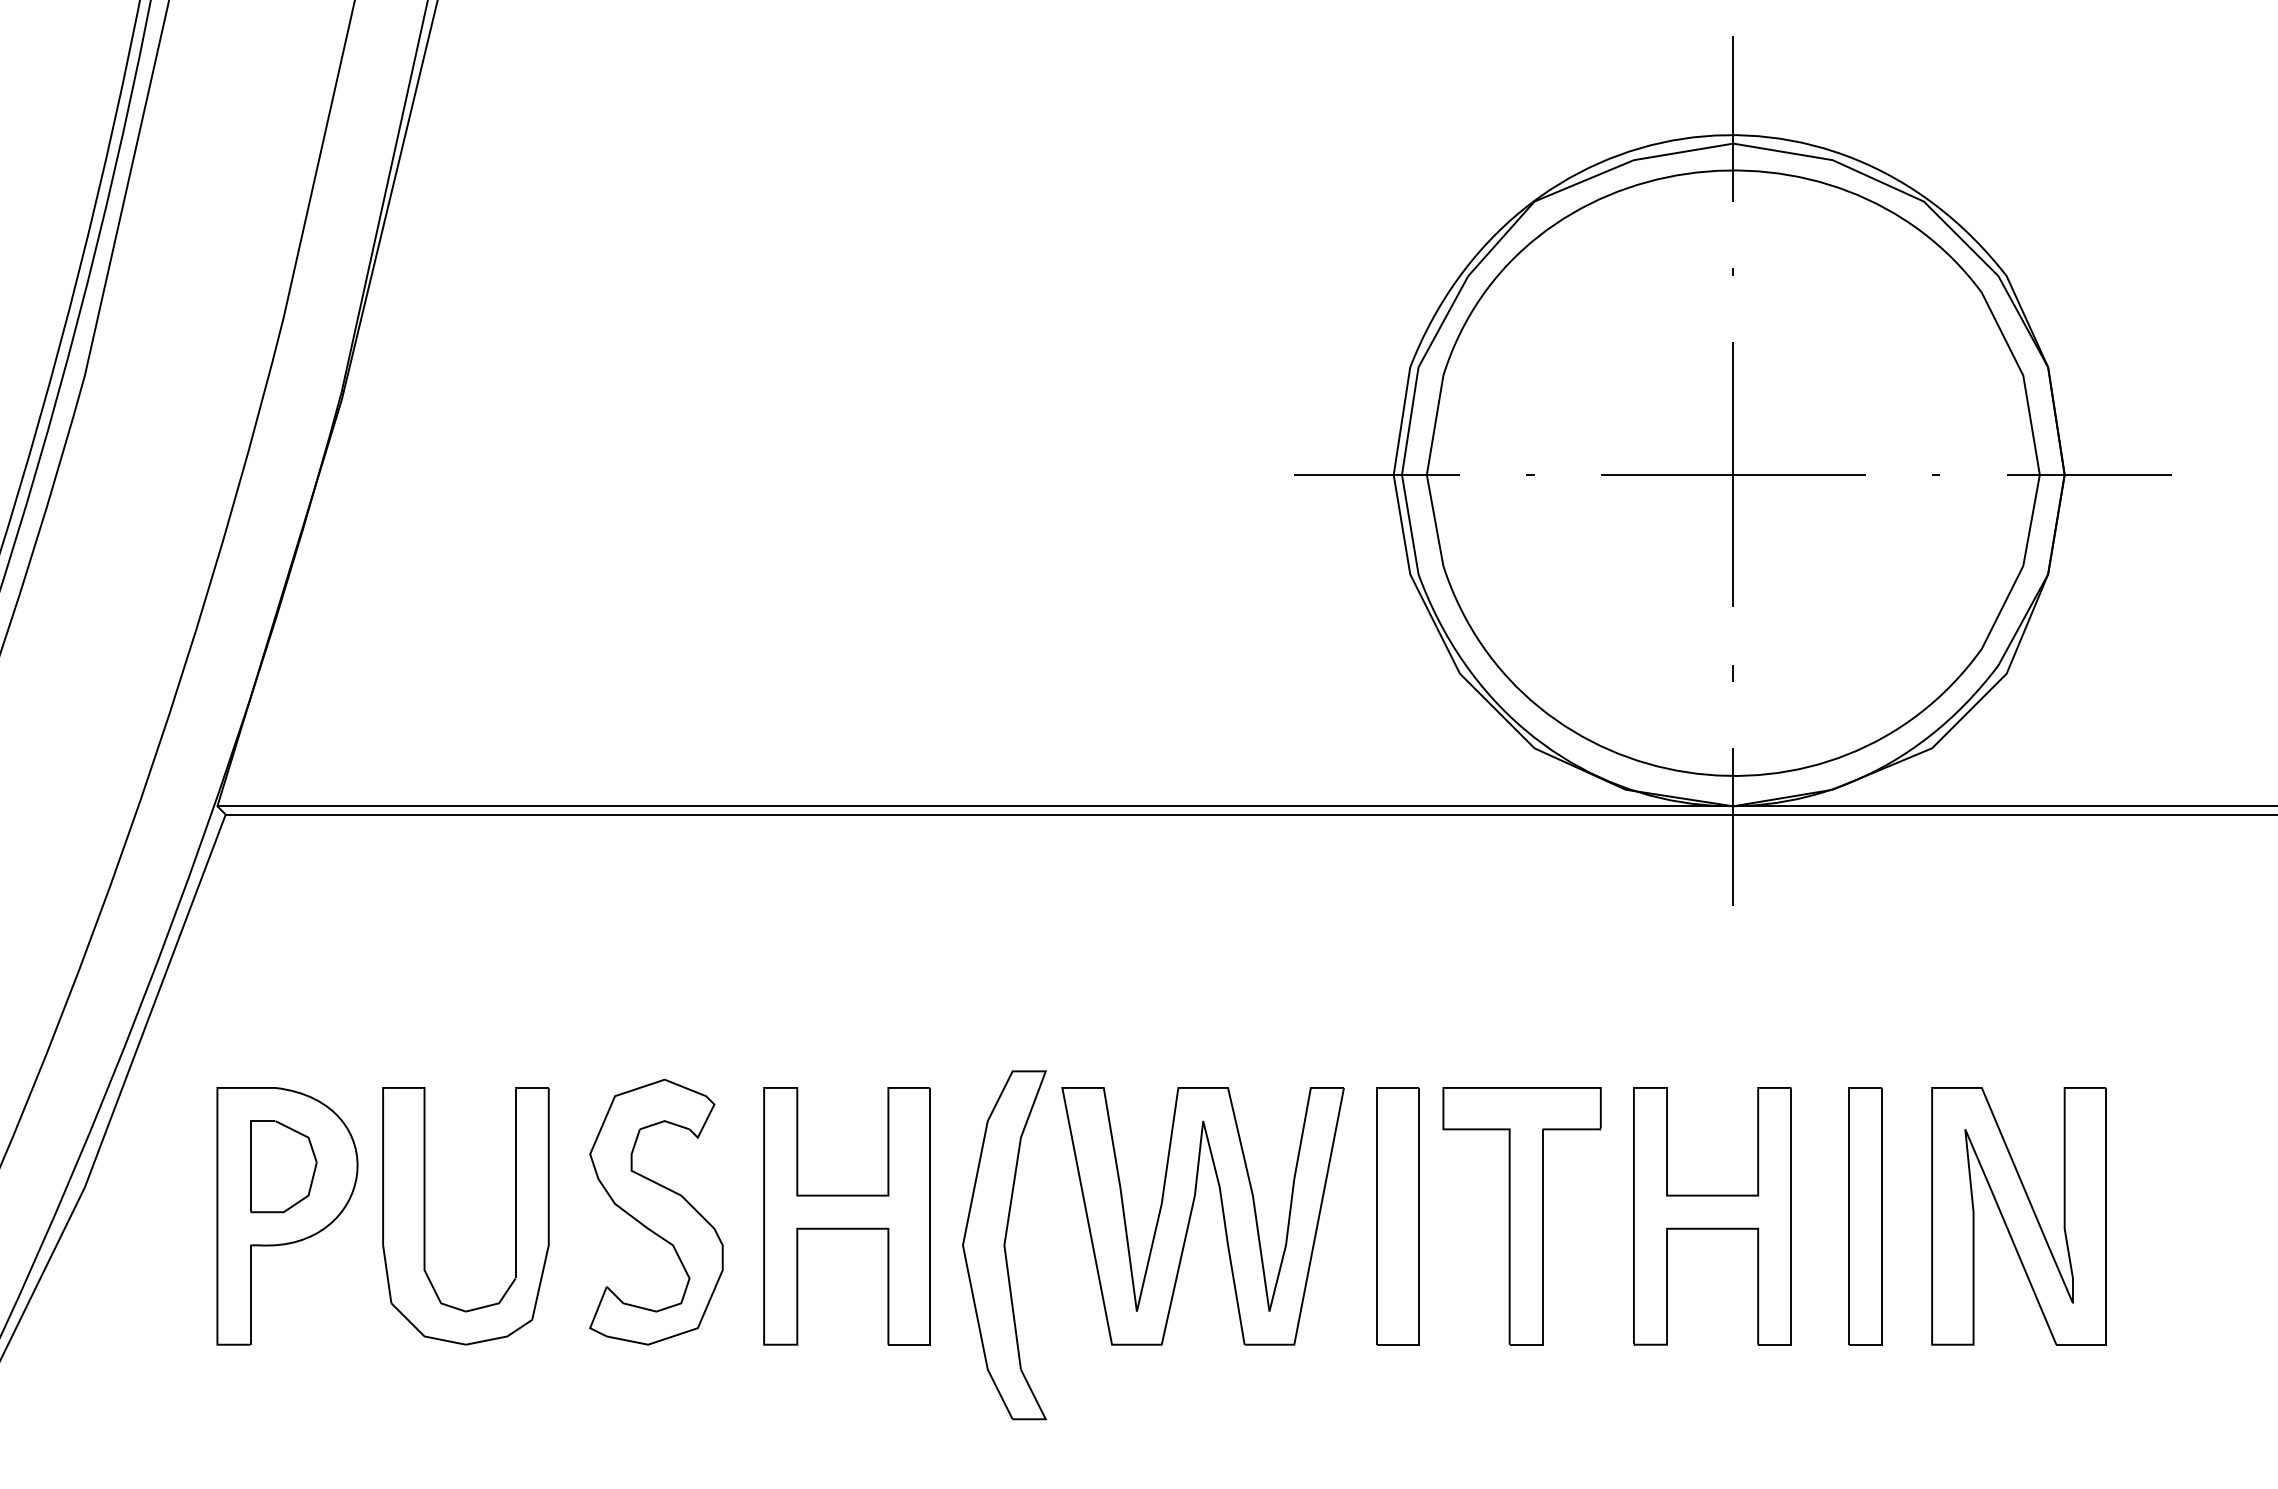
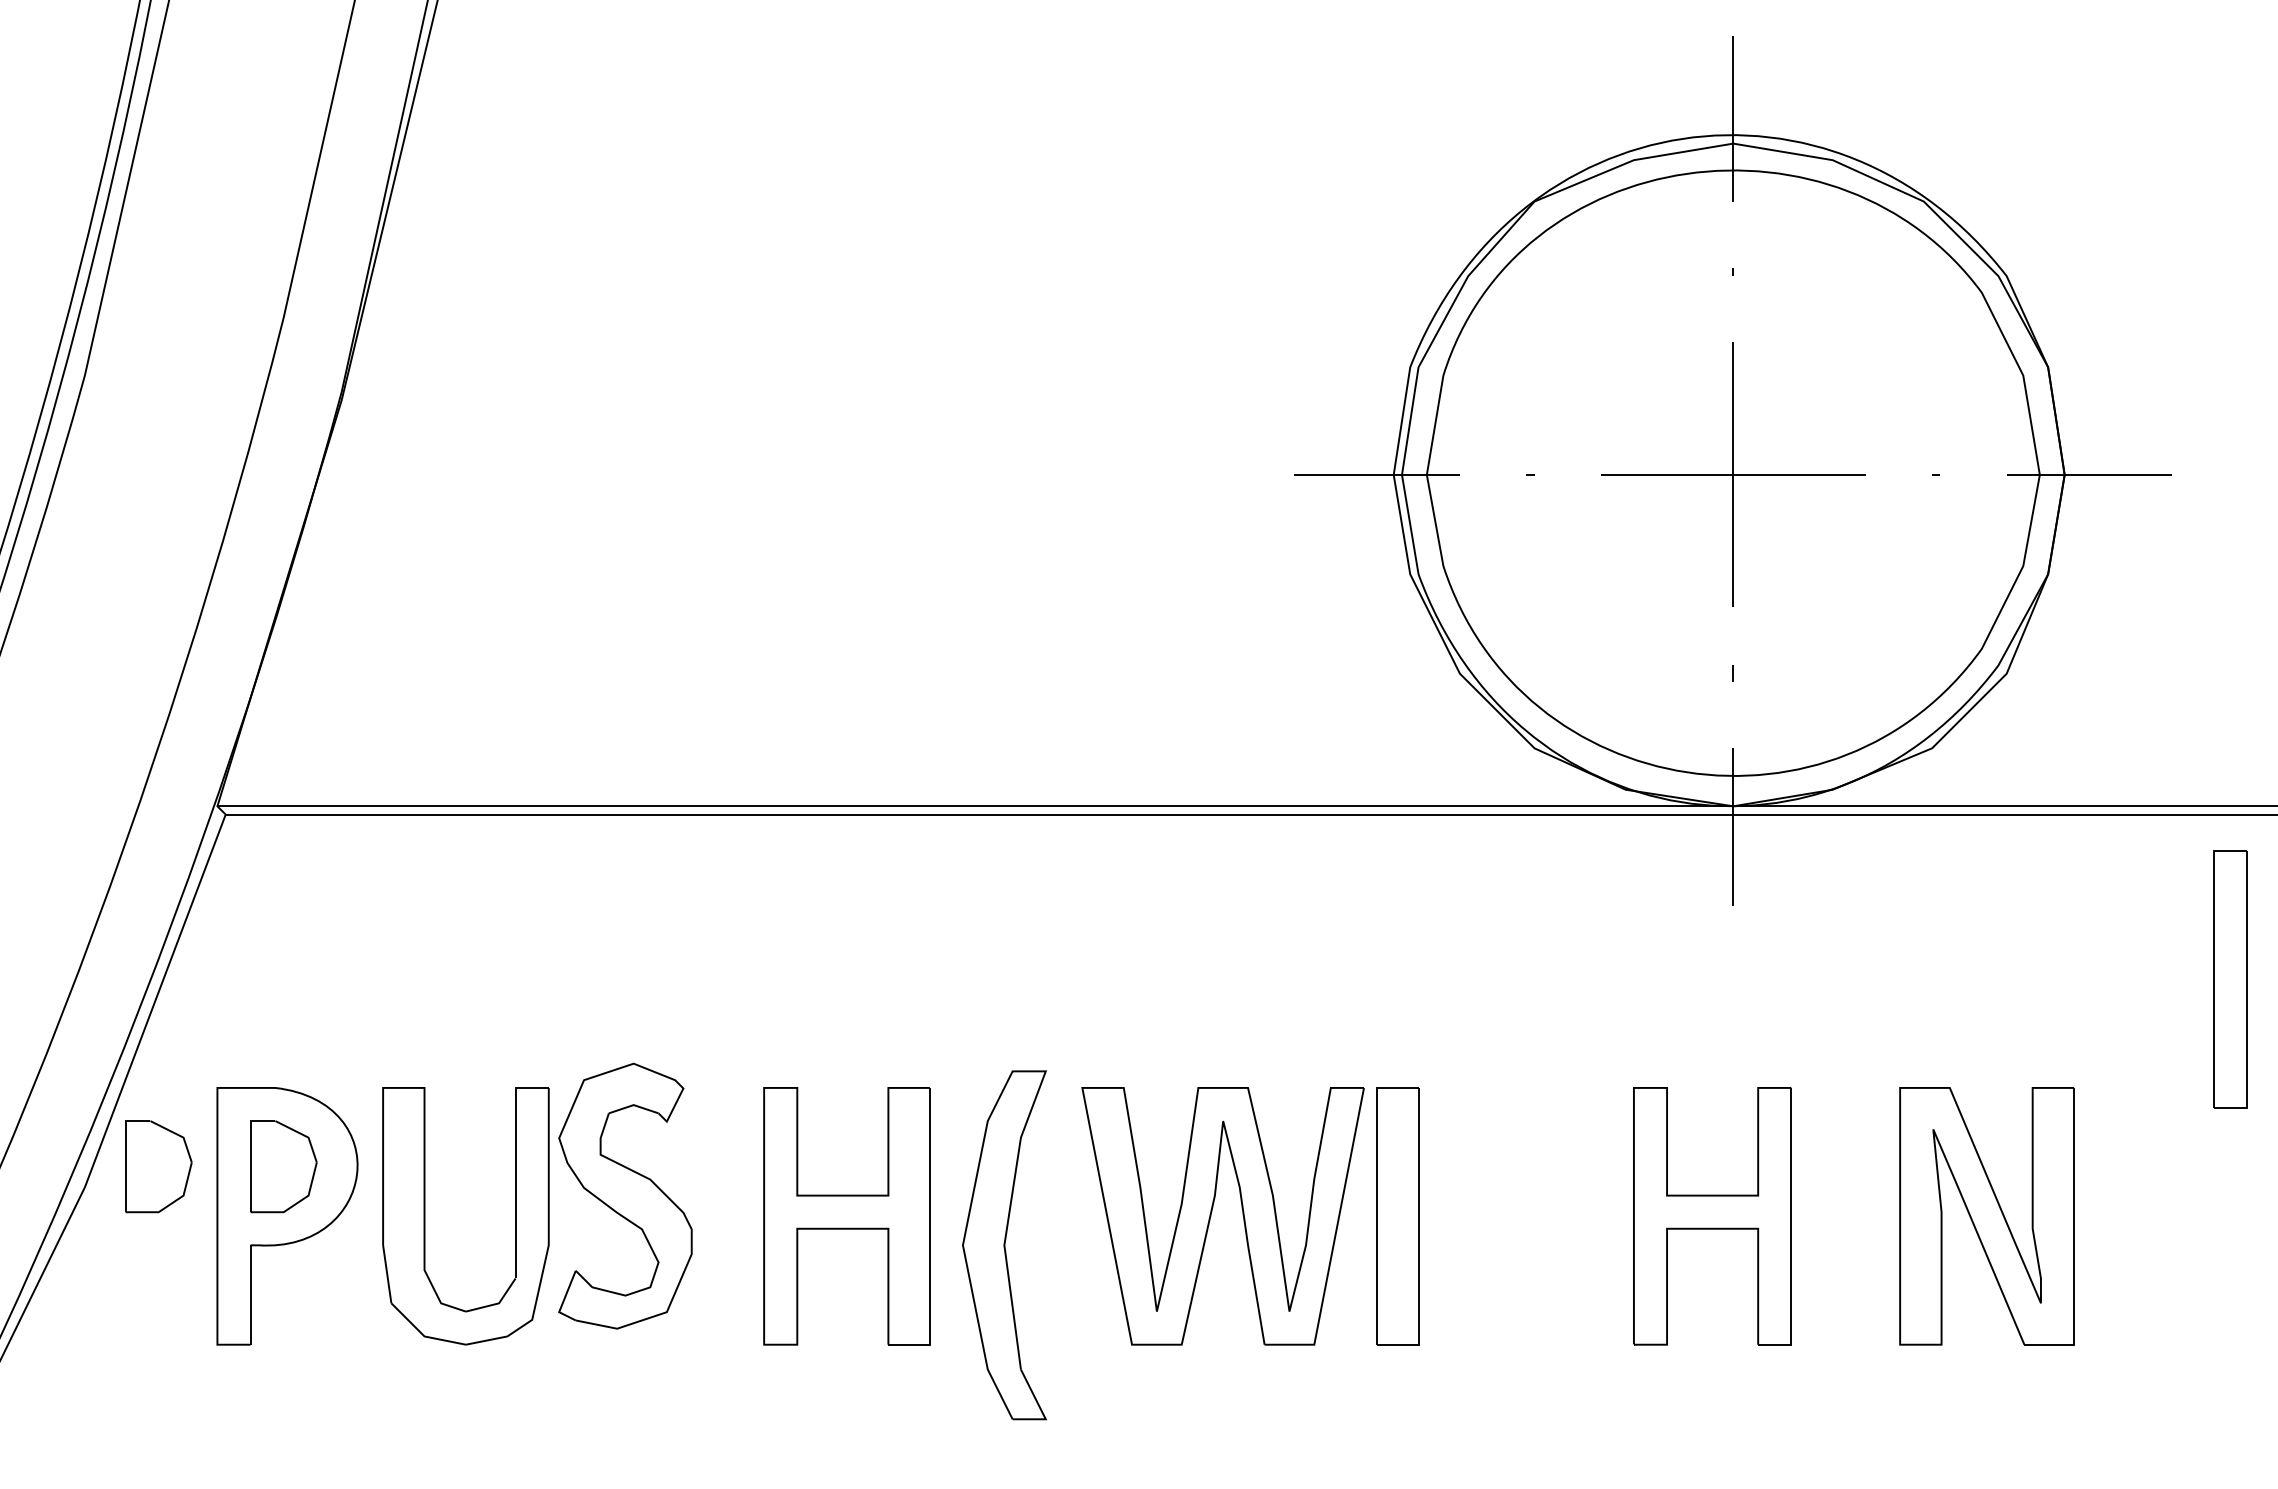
part: none -> present (158, 1166)
part position: (656, 1211) -> (625, 1195) (625, 1195)
part position: (1192, 1212) -> (1212, 1212) (1212, 1212)
part: present -> none (1521, 1216)
part position: (1865, 1216) -> (2230, 979) (2230, 979)
part position: (2018, 1216) -> (1986, 1216) (1986, 1216)
